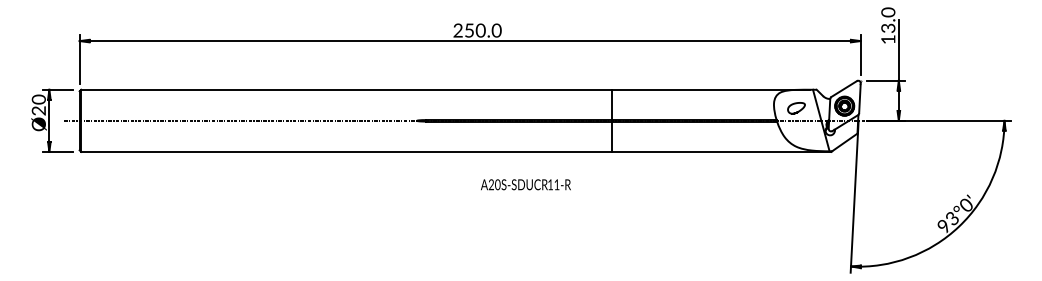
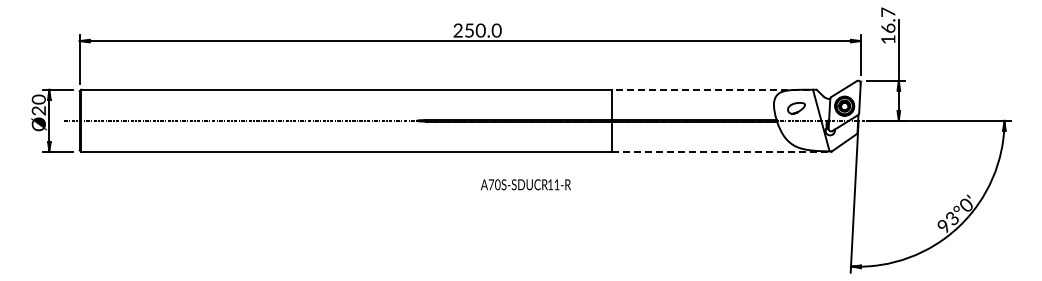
text: 13.0 -> 16.7 (888, 19)
line: solid -> dashed (711, 89)
line: solid -> dashed (721, 151)
text: A20S-SDUCR -> A70S-SDUCR (491, 184)
